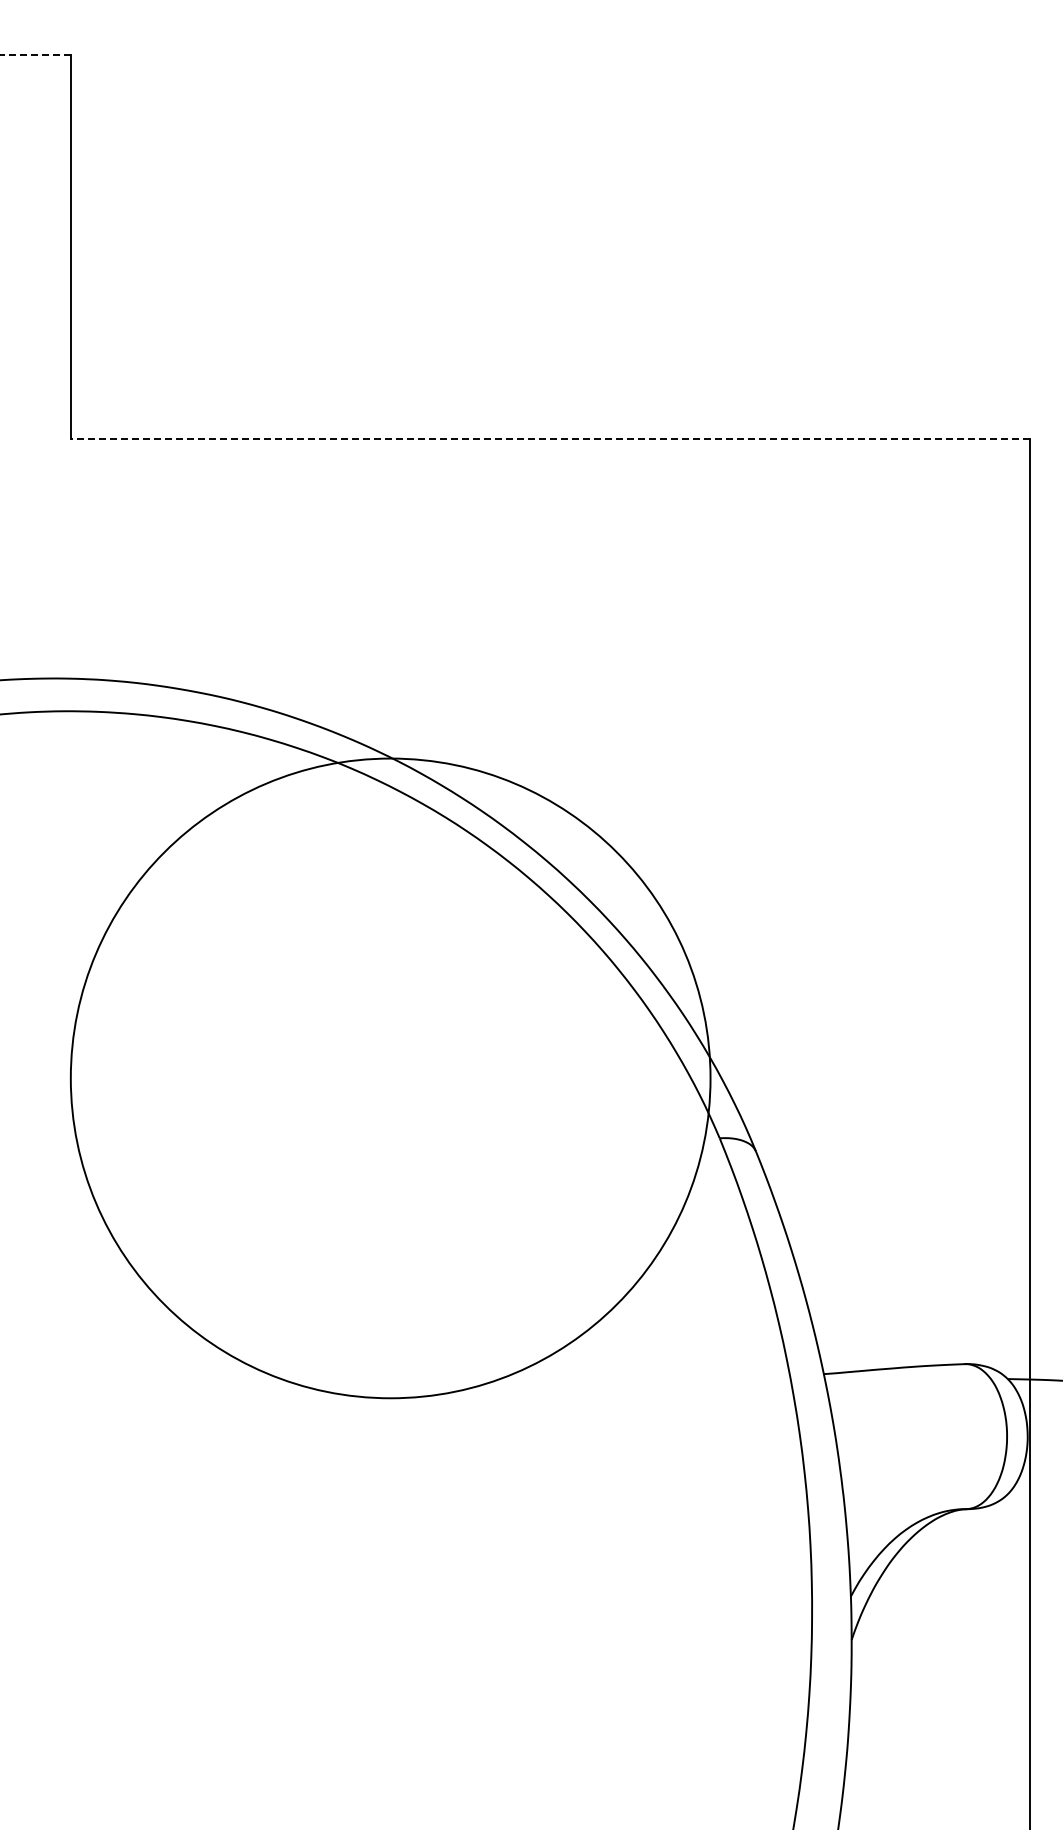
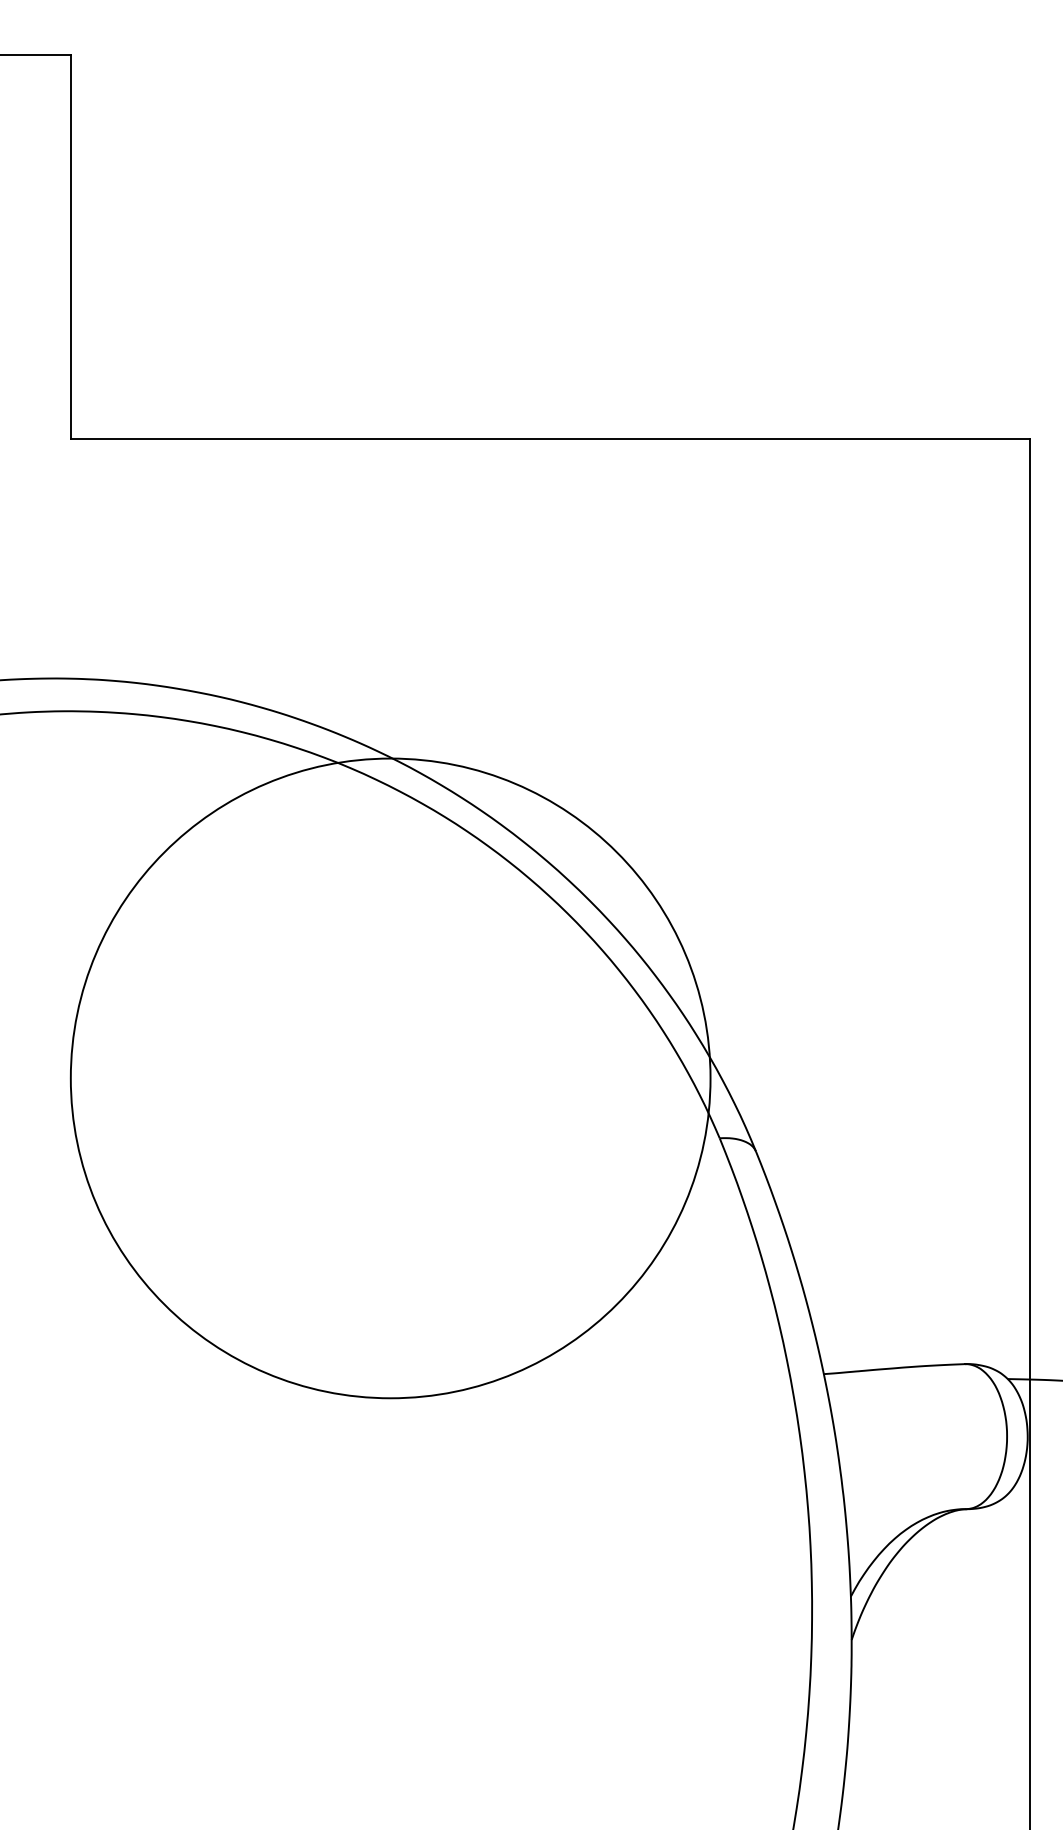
line: dashed -> solid (35, 54)
line: dashed -> solid (550, 438)
